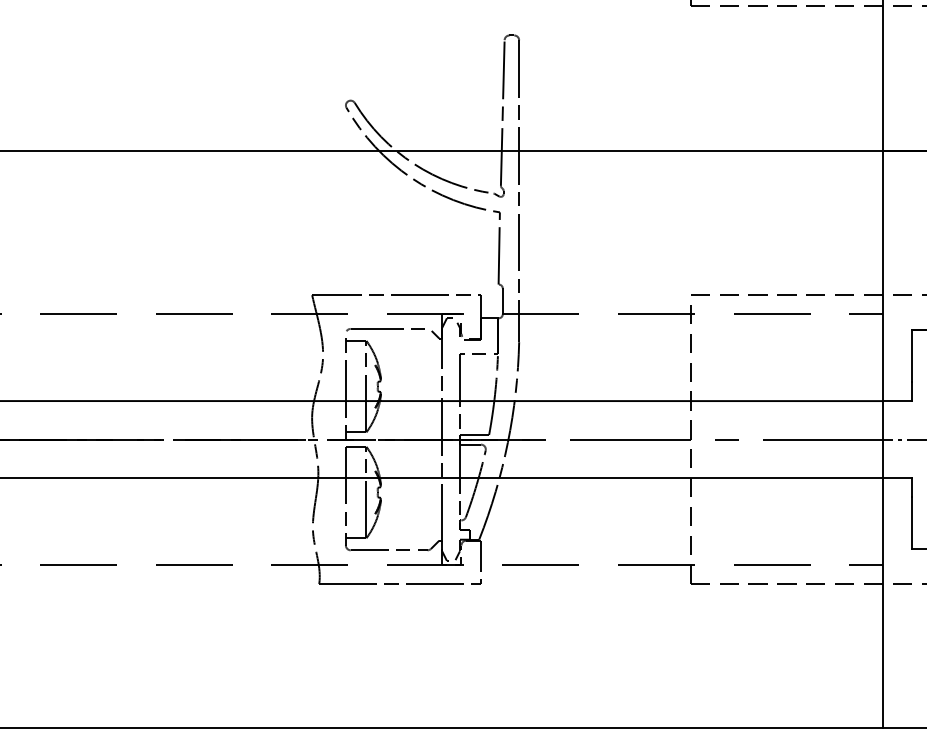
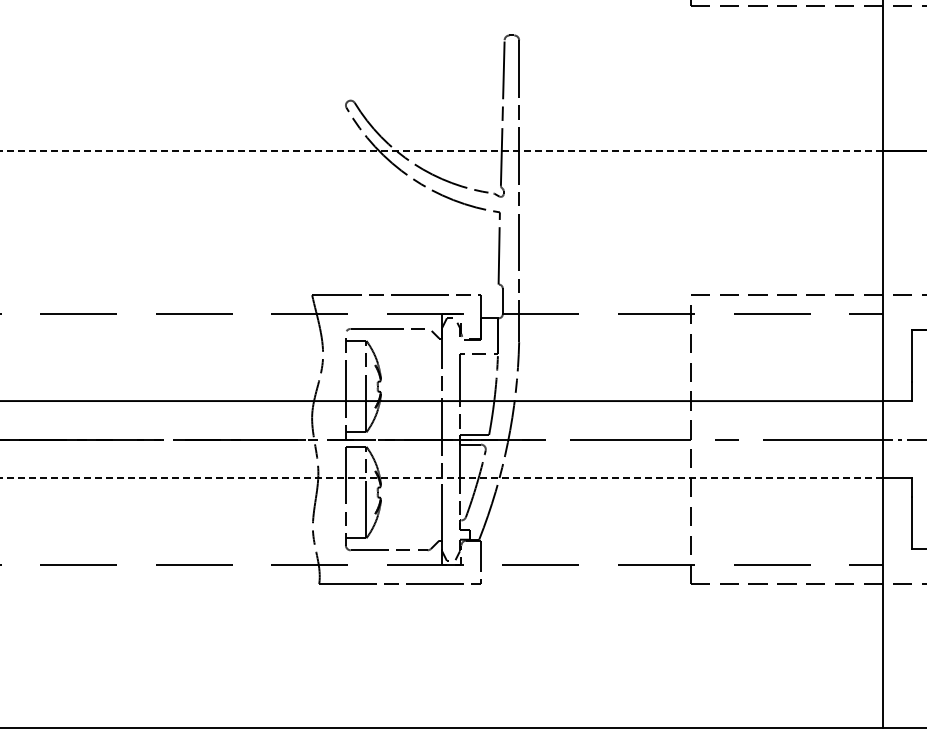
line: solid -> dashed (441, 150)
line: solid -> dashed (441, 478)
